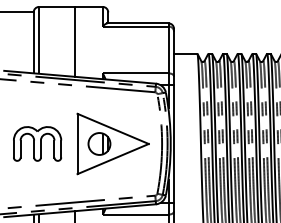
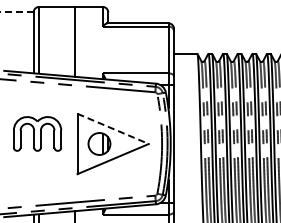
line: solid -> dashed (16, 12)
line: solid -> dashed (113, 128)
part position: (37, 143) -> (37, 133) (37, 133)
